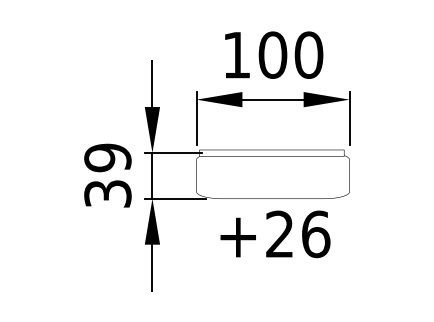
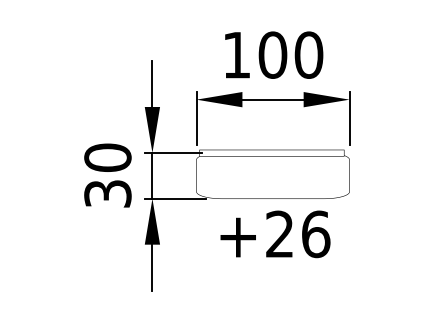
text: 39 -> 30 (107, 157)
